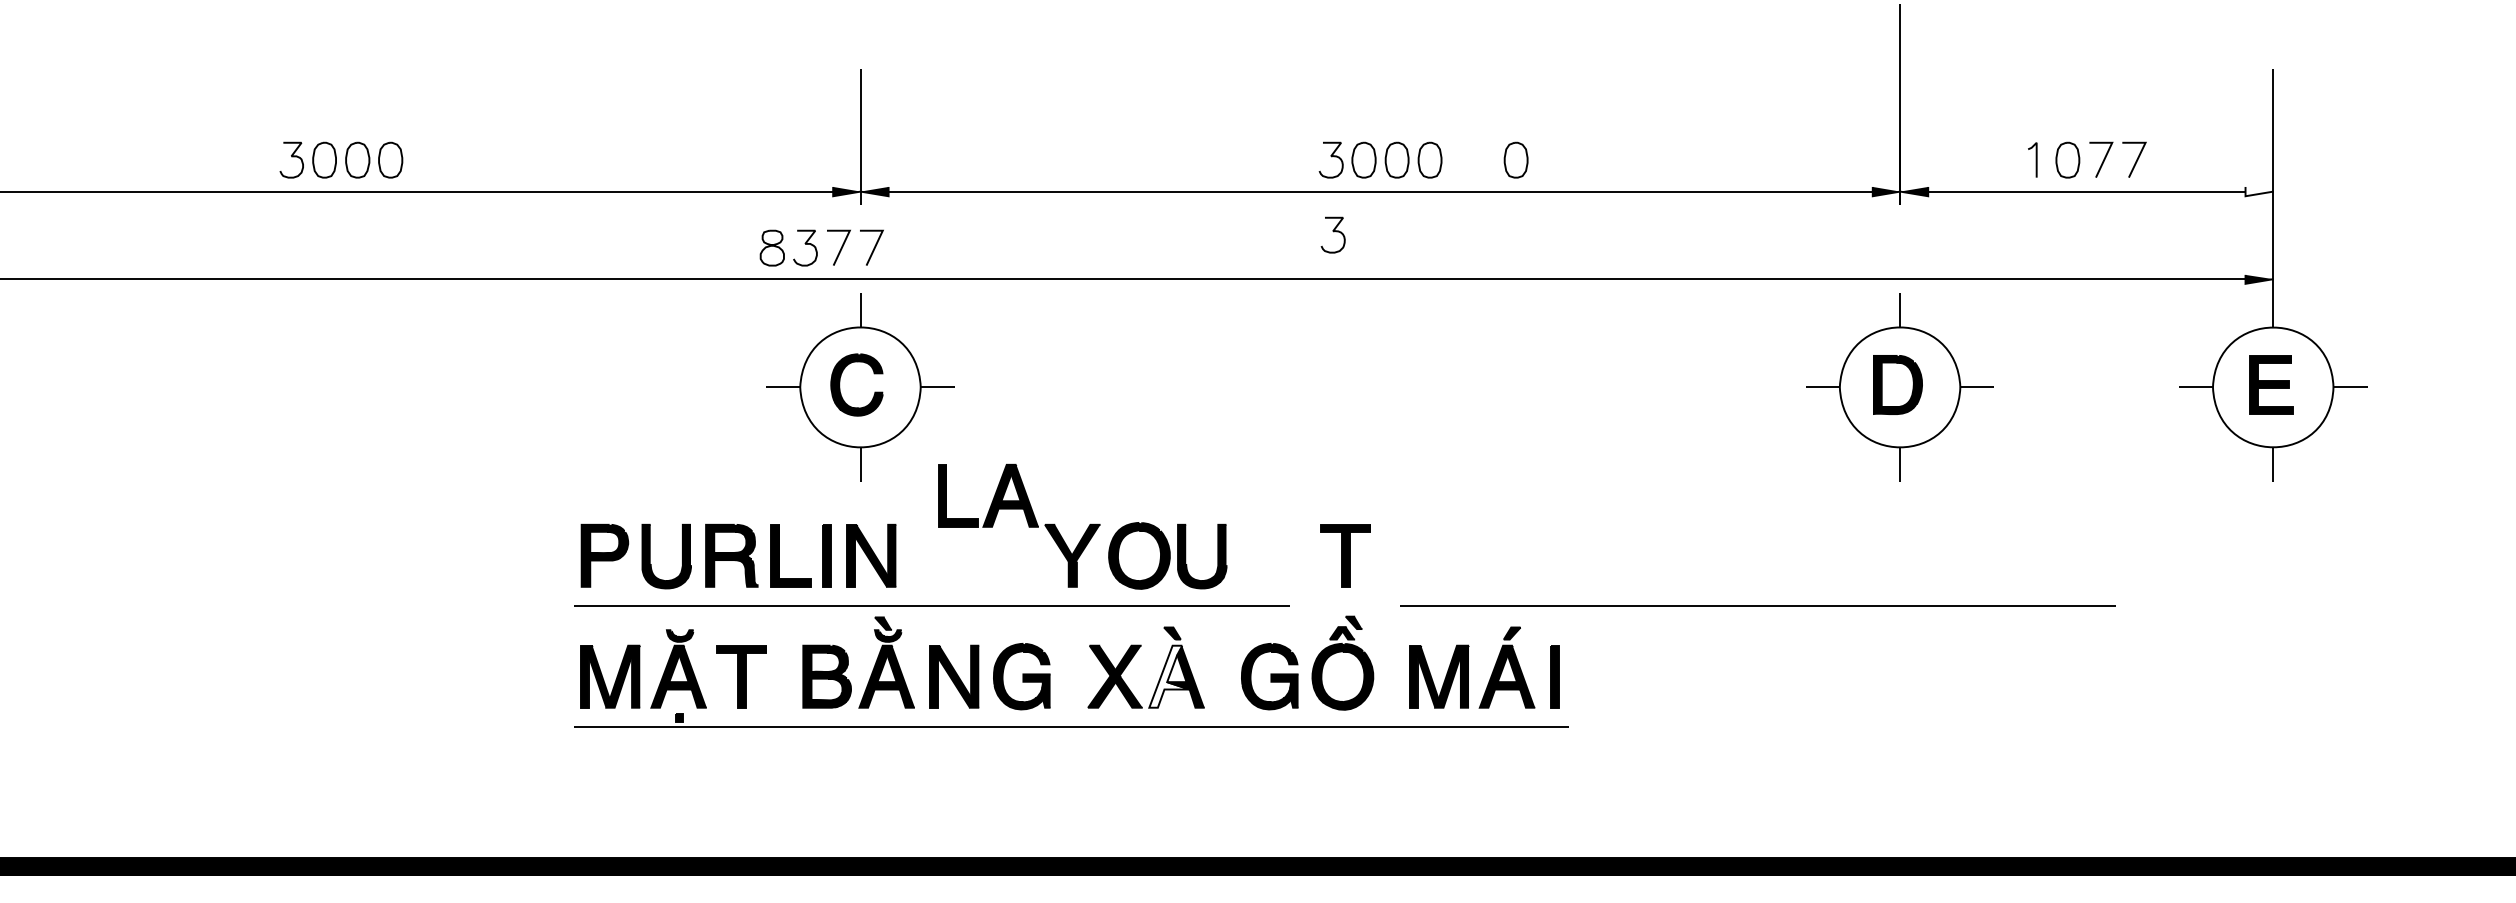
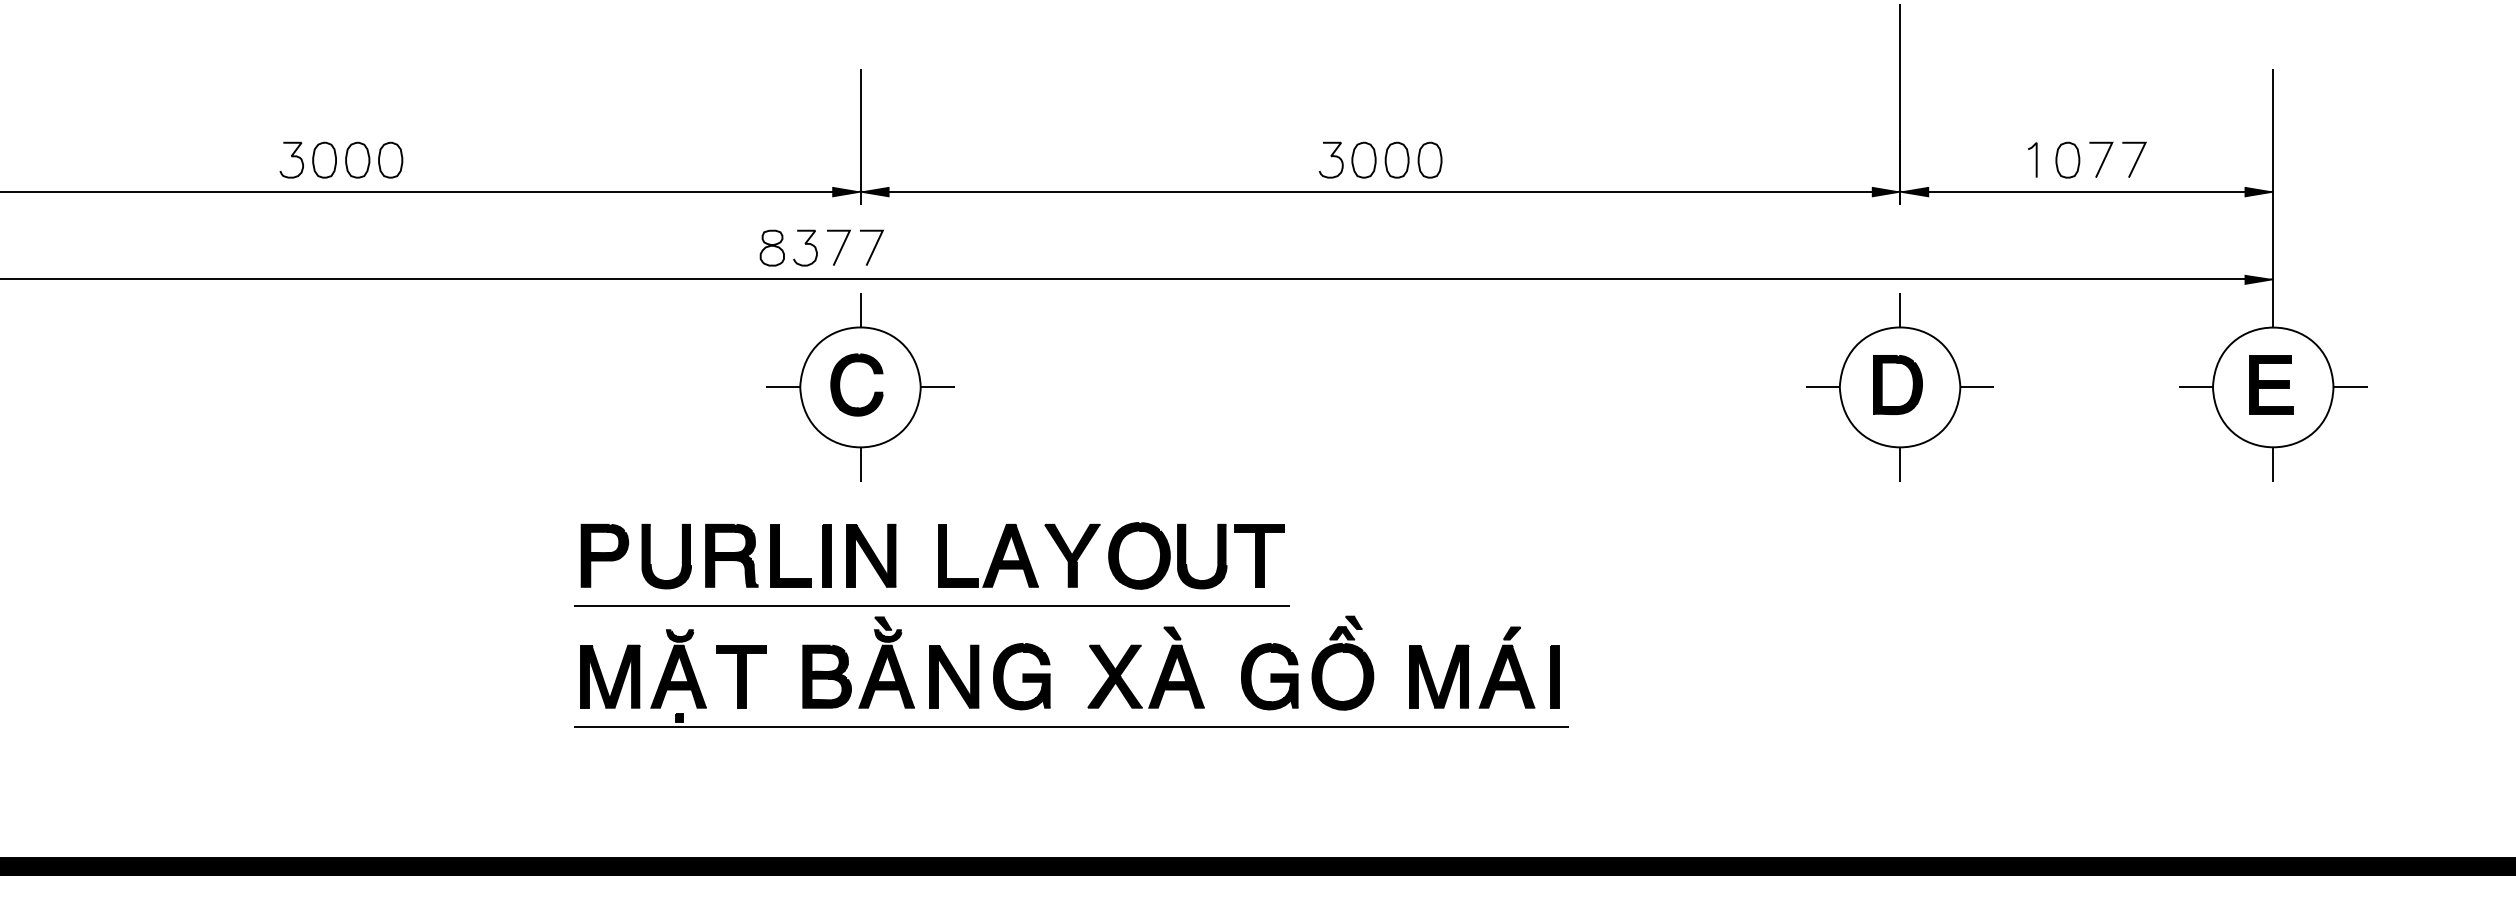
part: present -> none (1515, 159)
fill: none -> present (2259, 191)
curve: present -> none (1333, 232)
part position: (988, 495) -> (988, 555) (988, 555)
part position: (1345, 555) -> (1259, 555) (1259, 555)
line: present -> none (1757, 605)
fill: none -> present (1169, 676)
